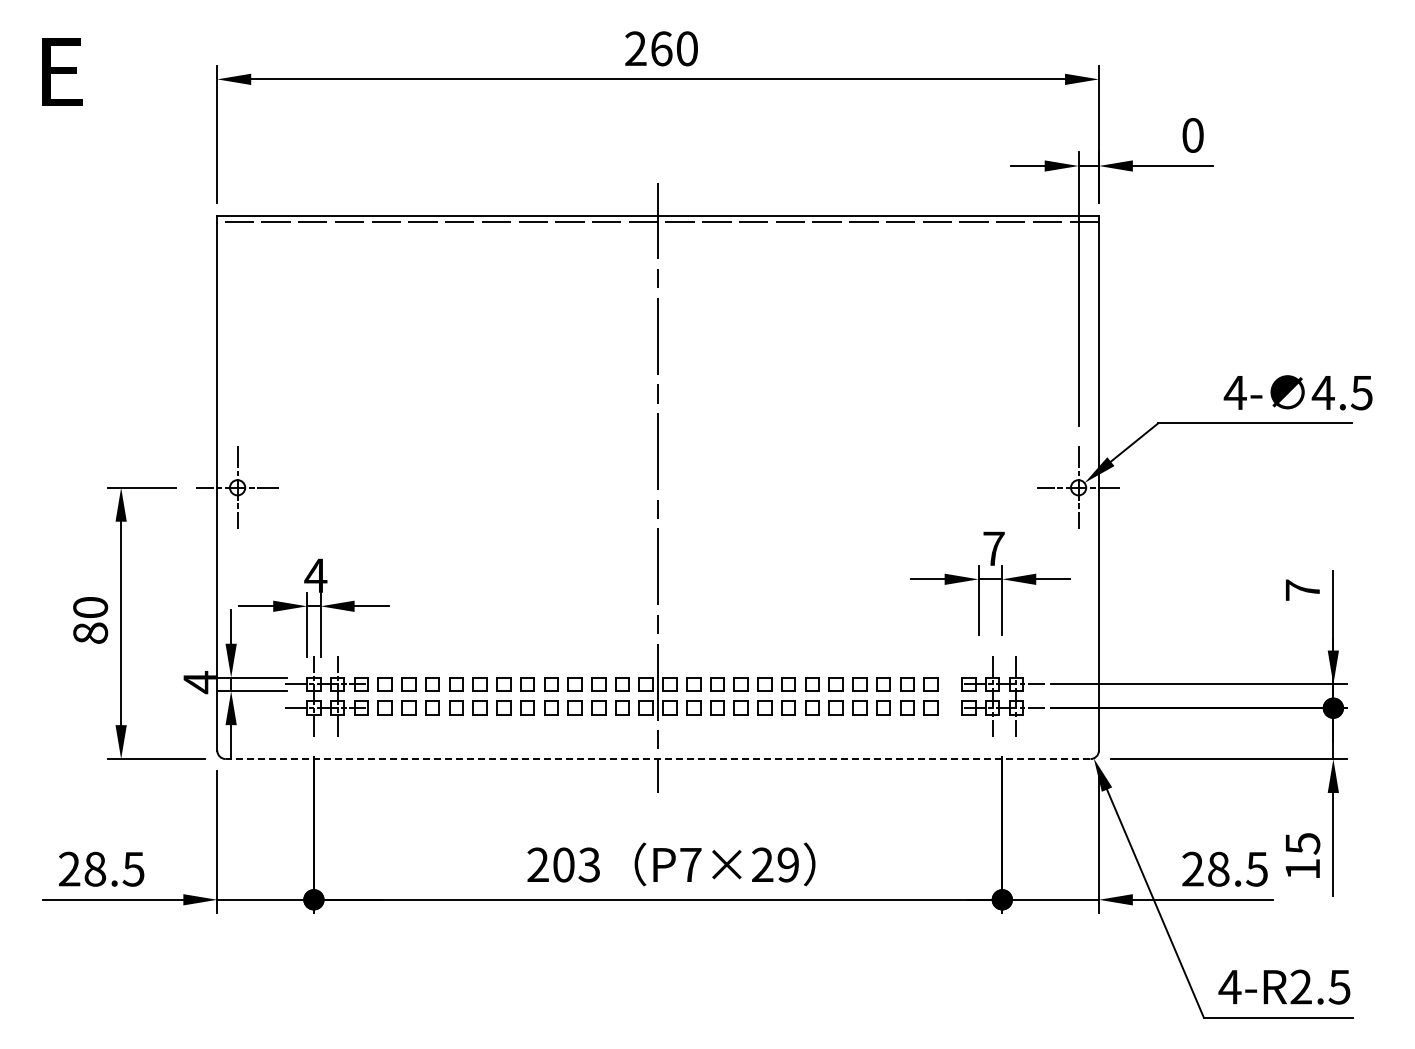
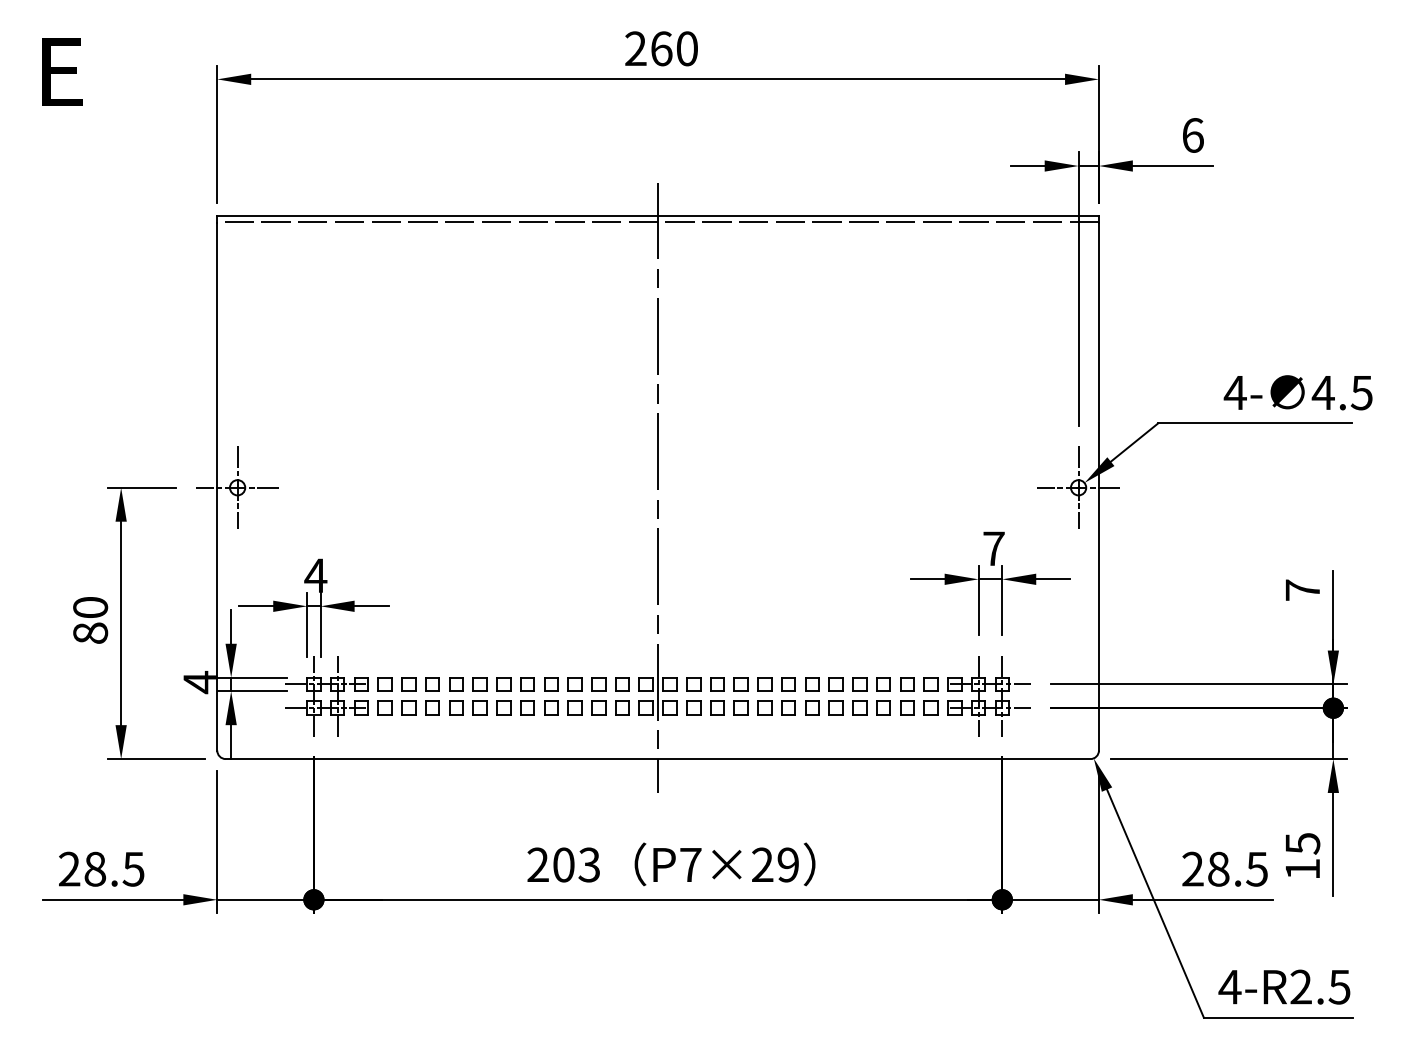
text: 0 -> 6 (1192, 135)
part position: (1002, 696) -> (988, 696) (988, 696)
line: dashed -> solid (657, 759)
